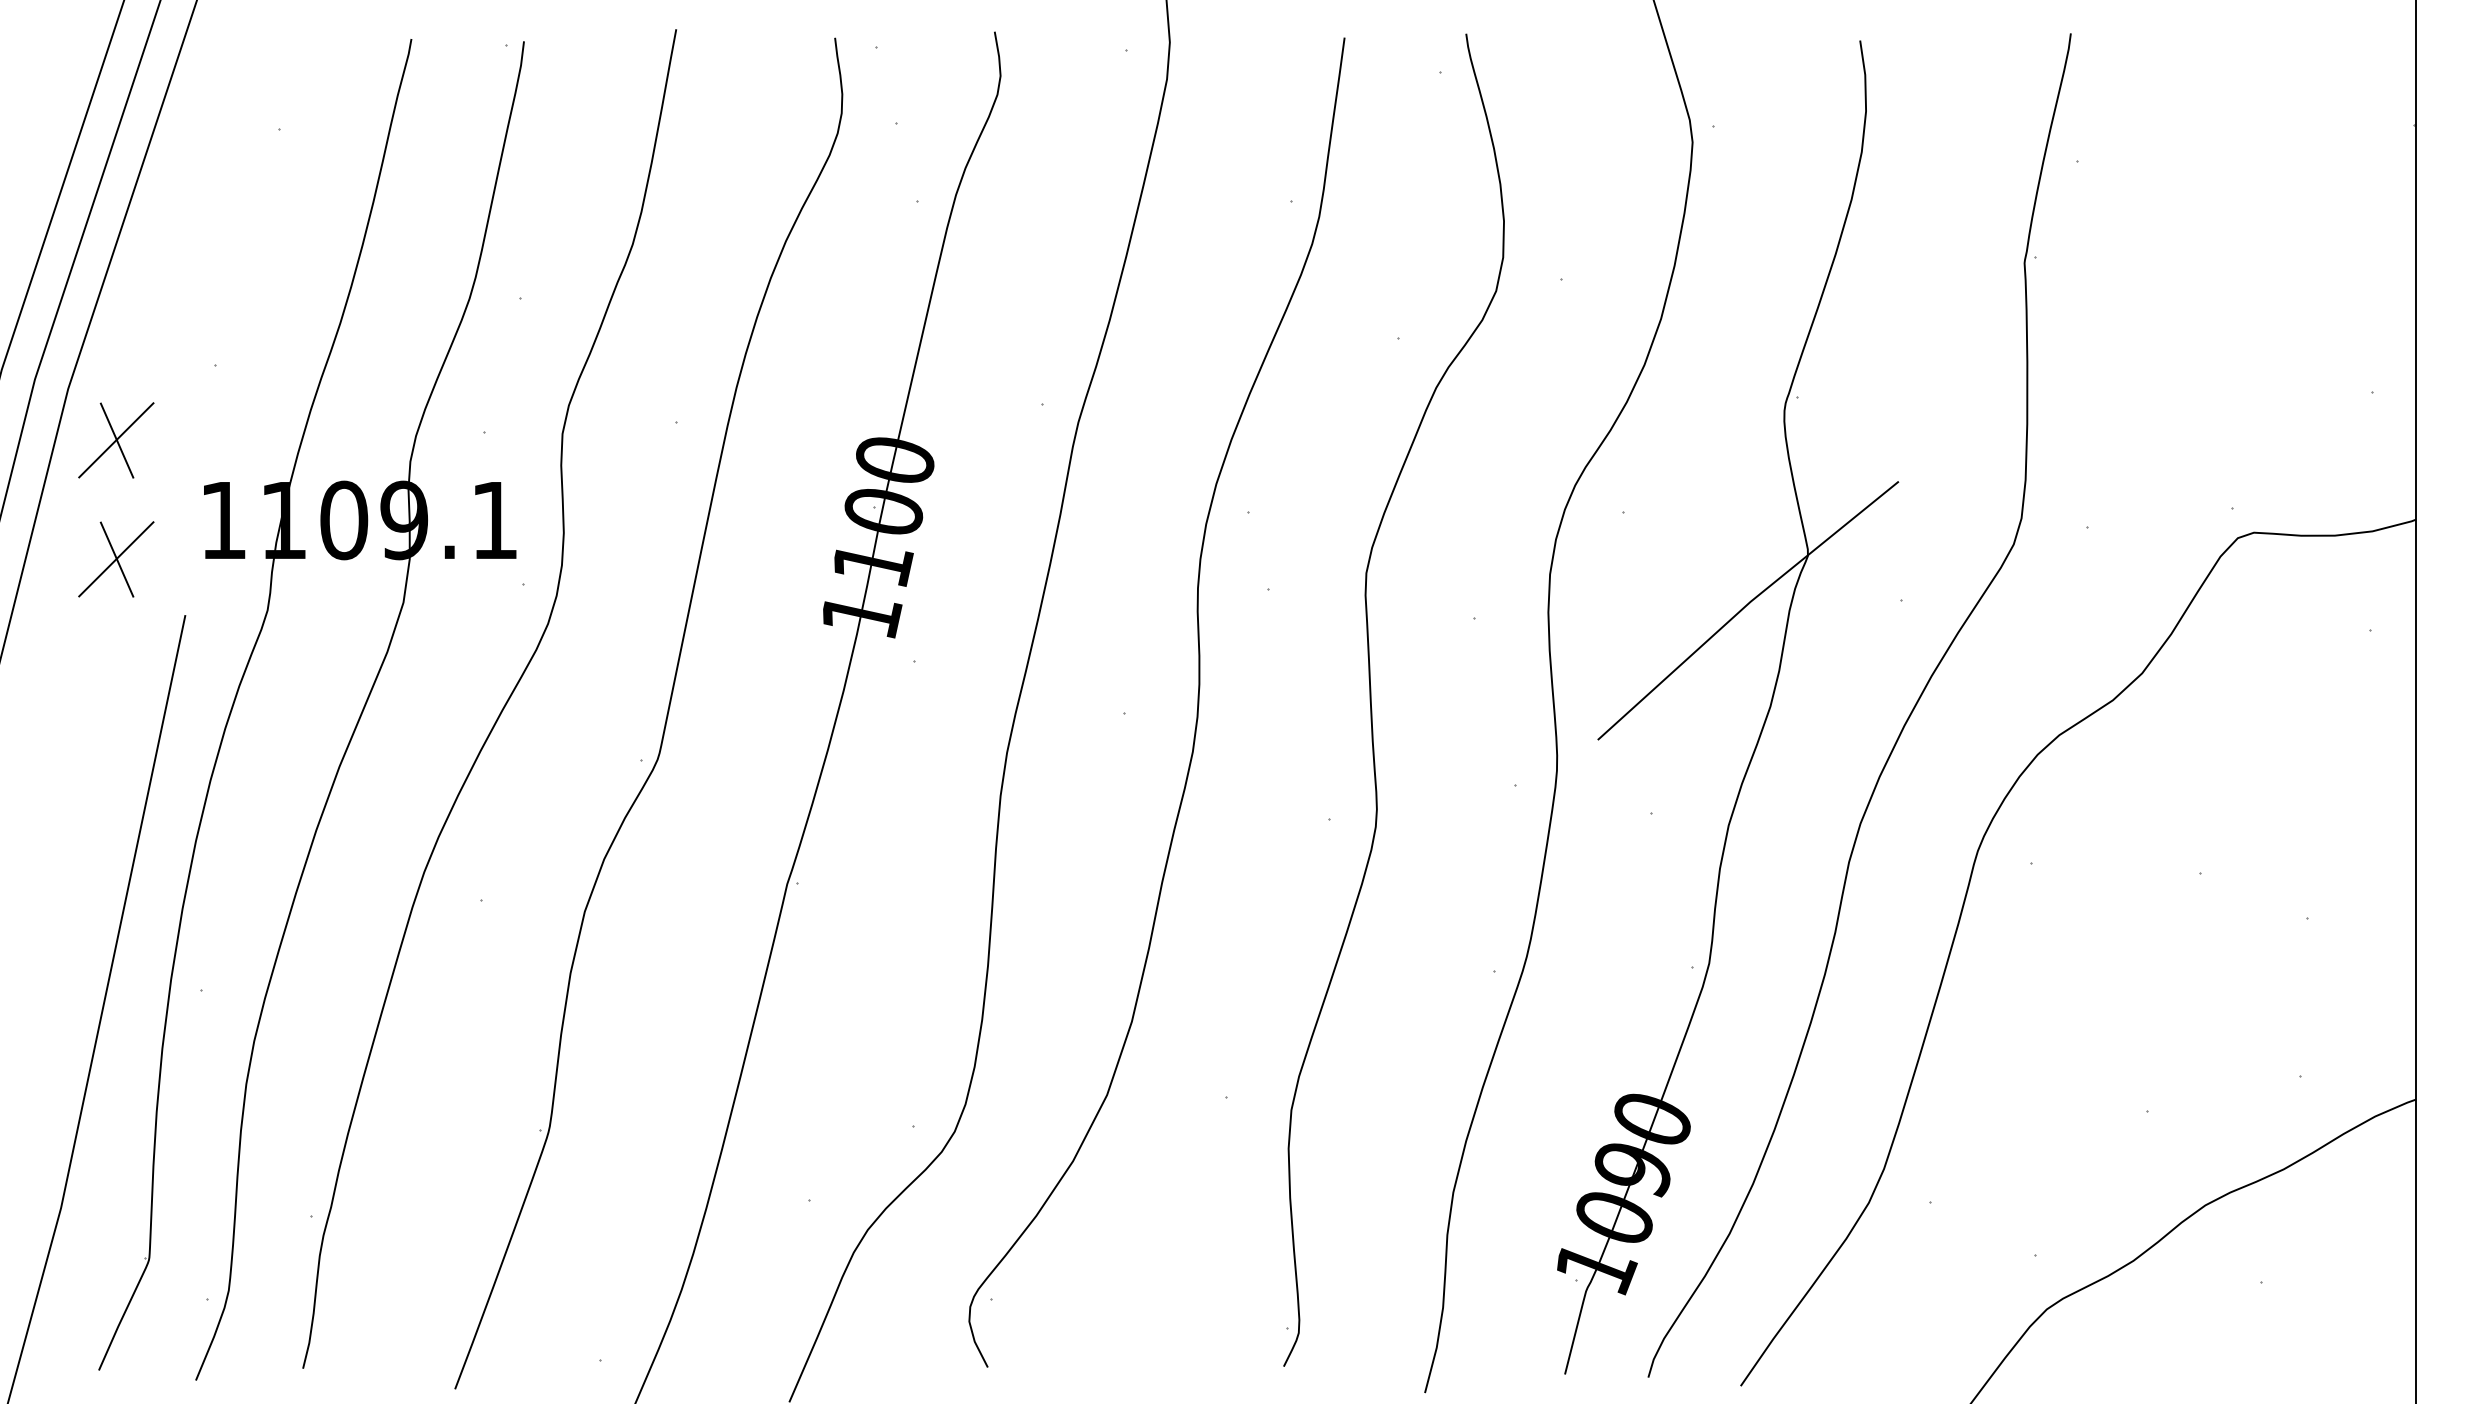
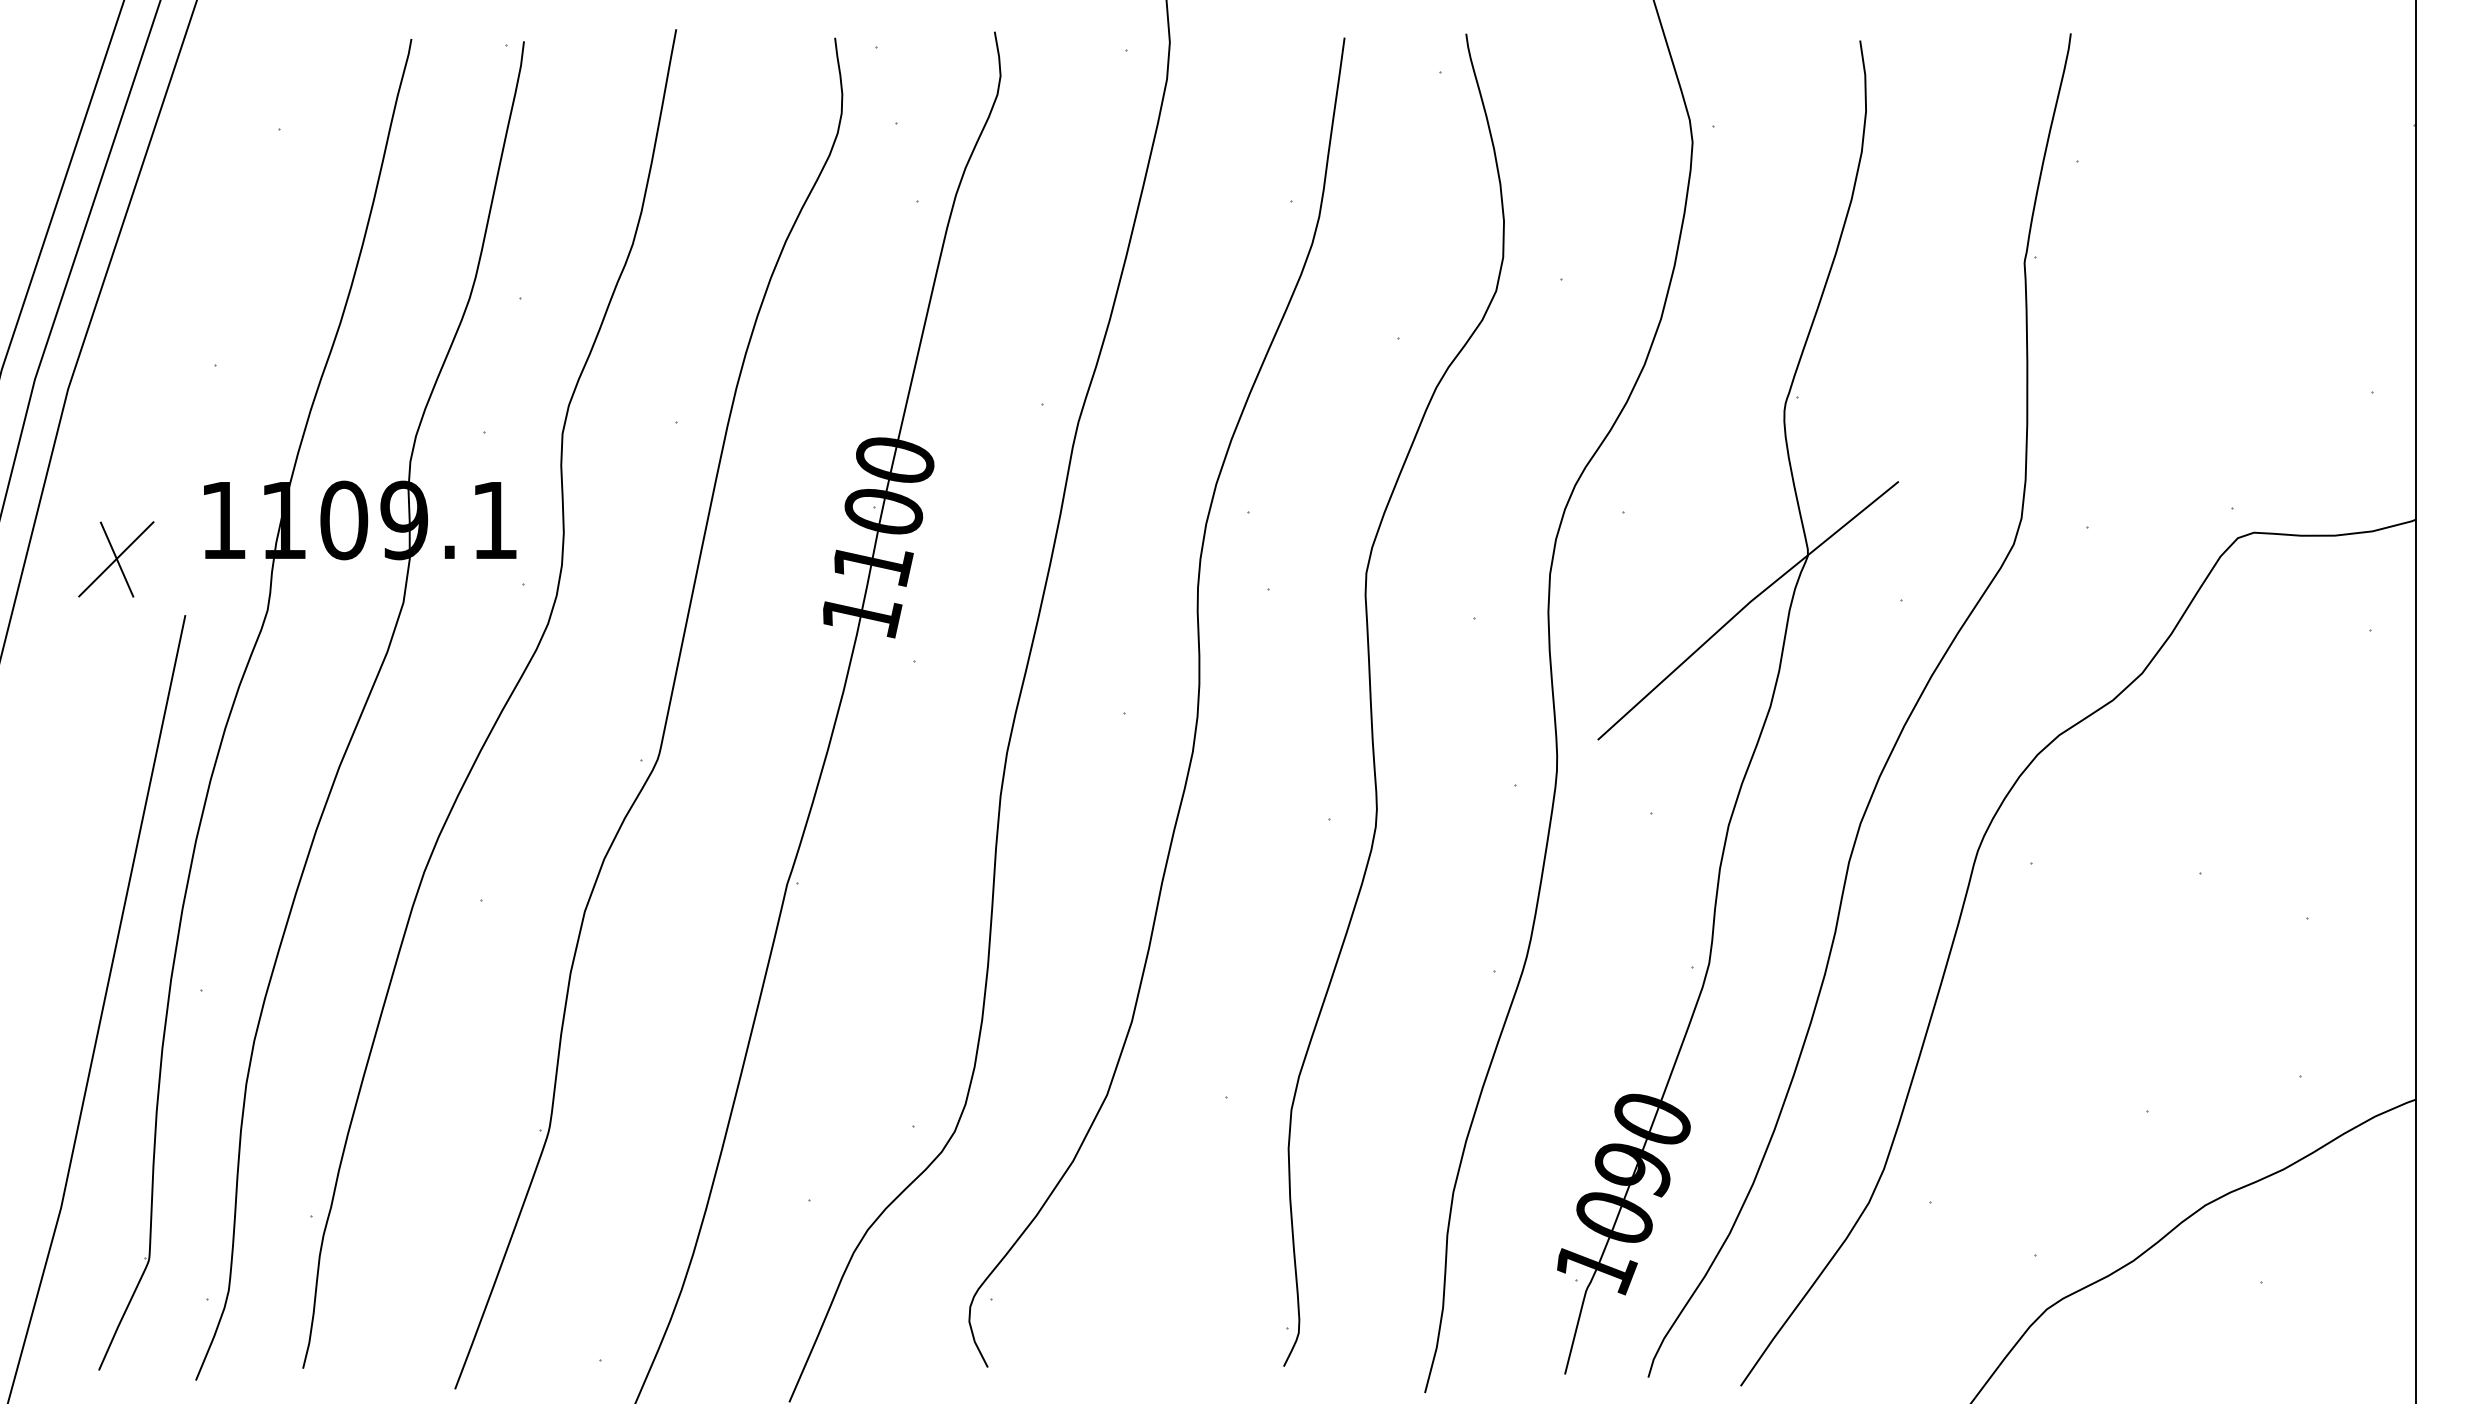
part: present -> none (116, 440)
